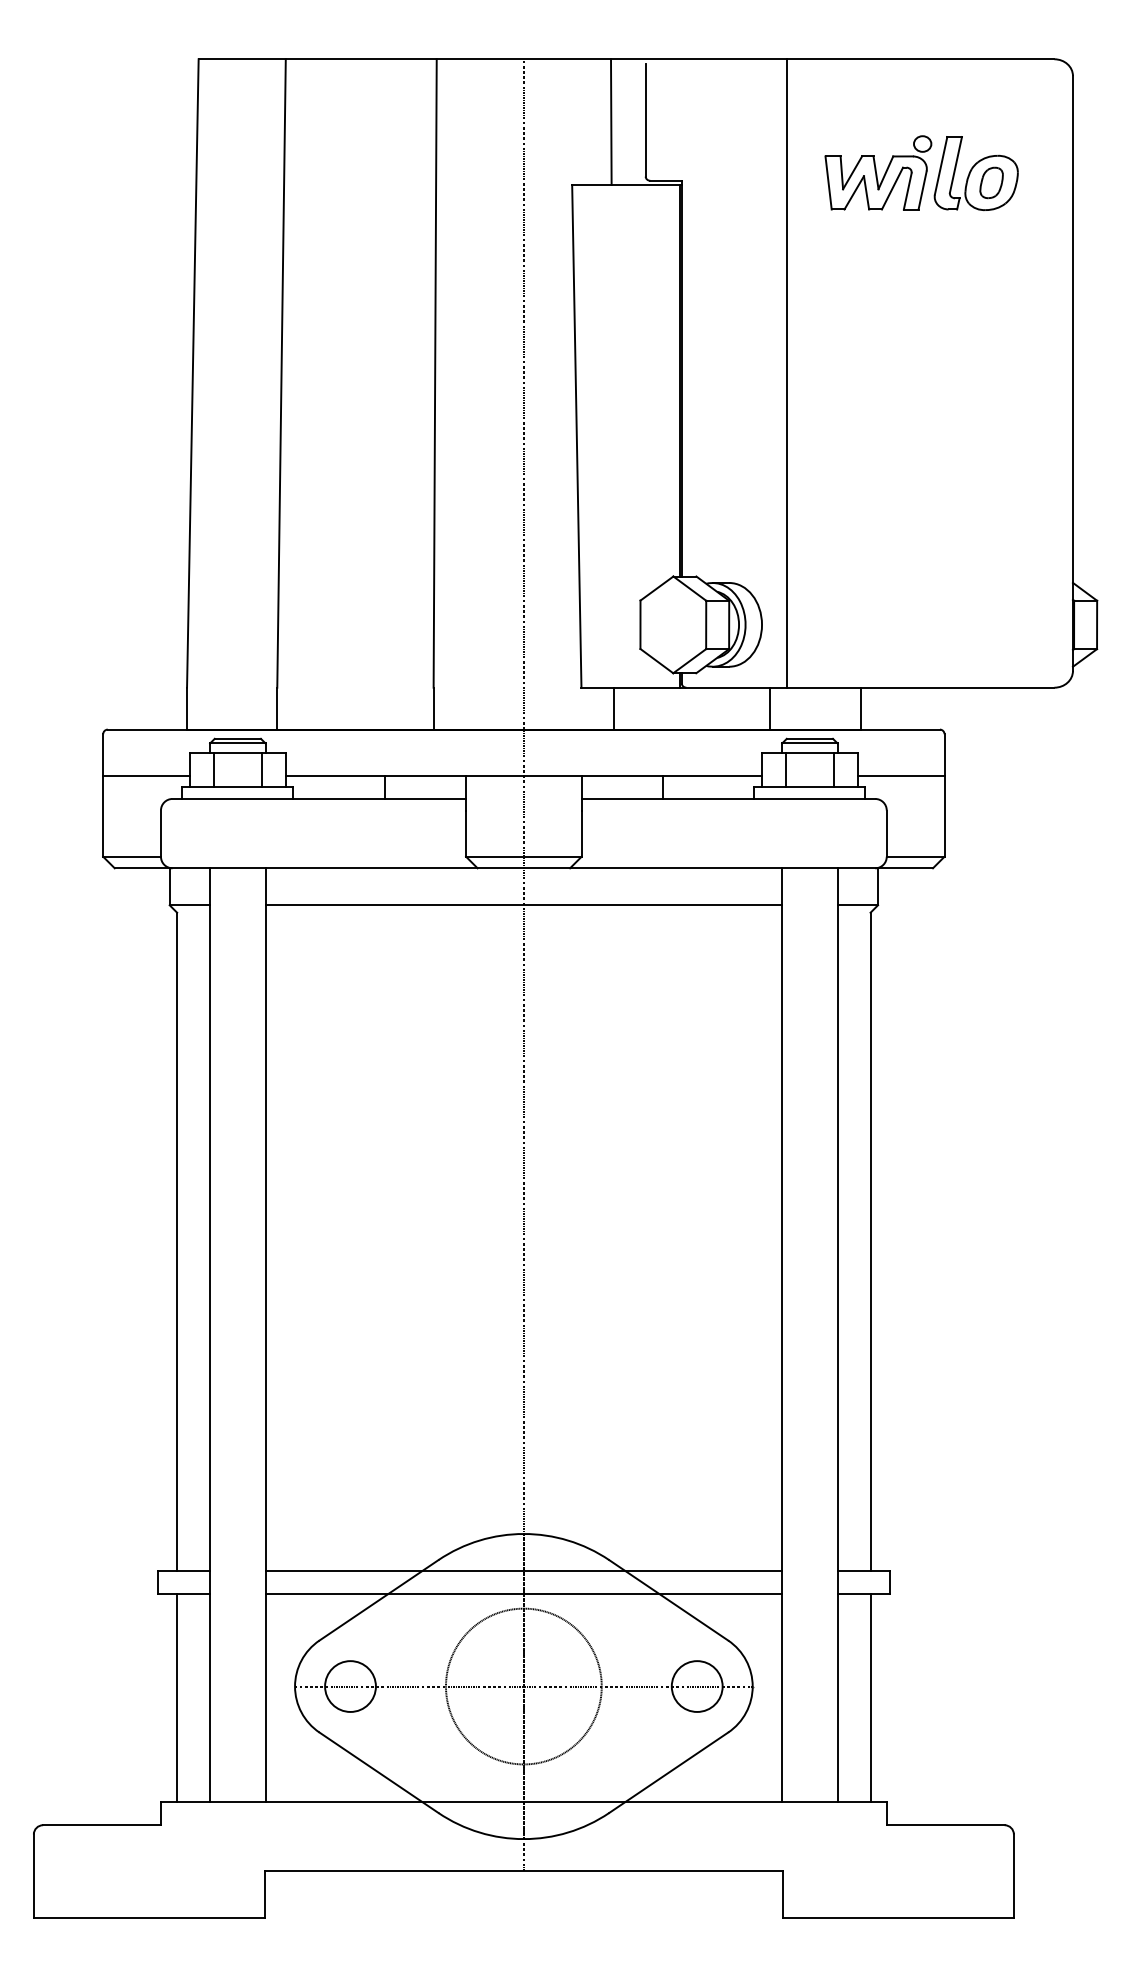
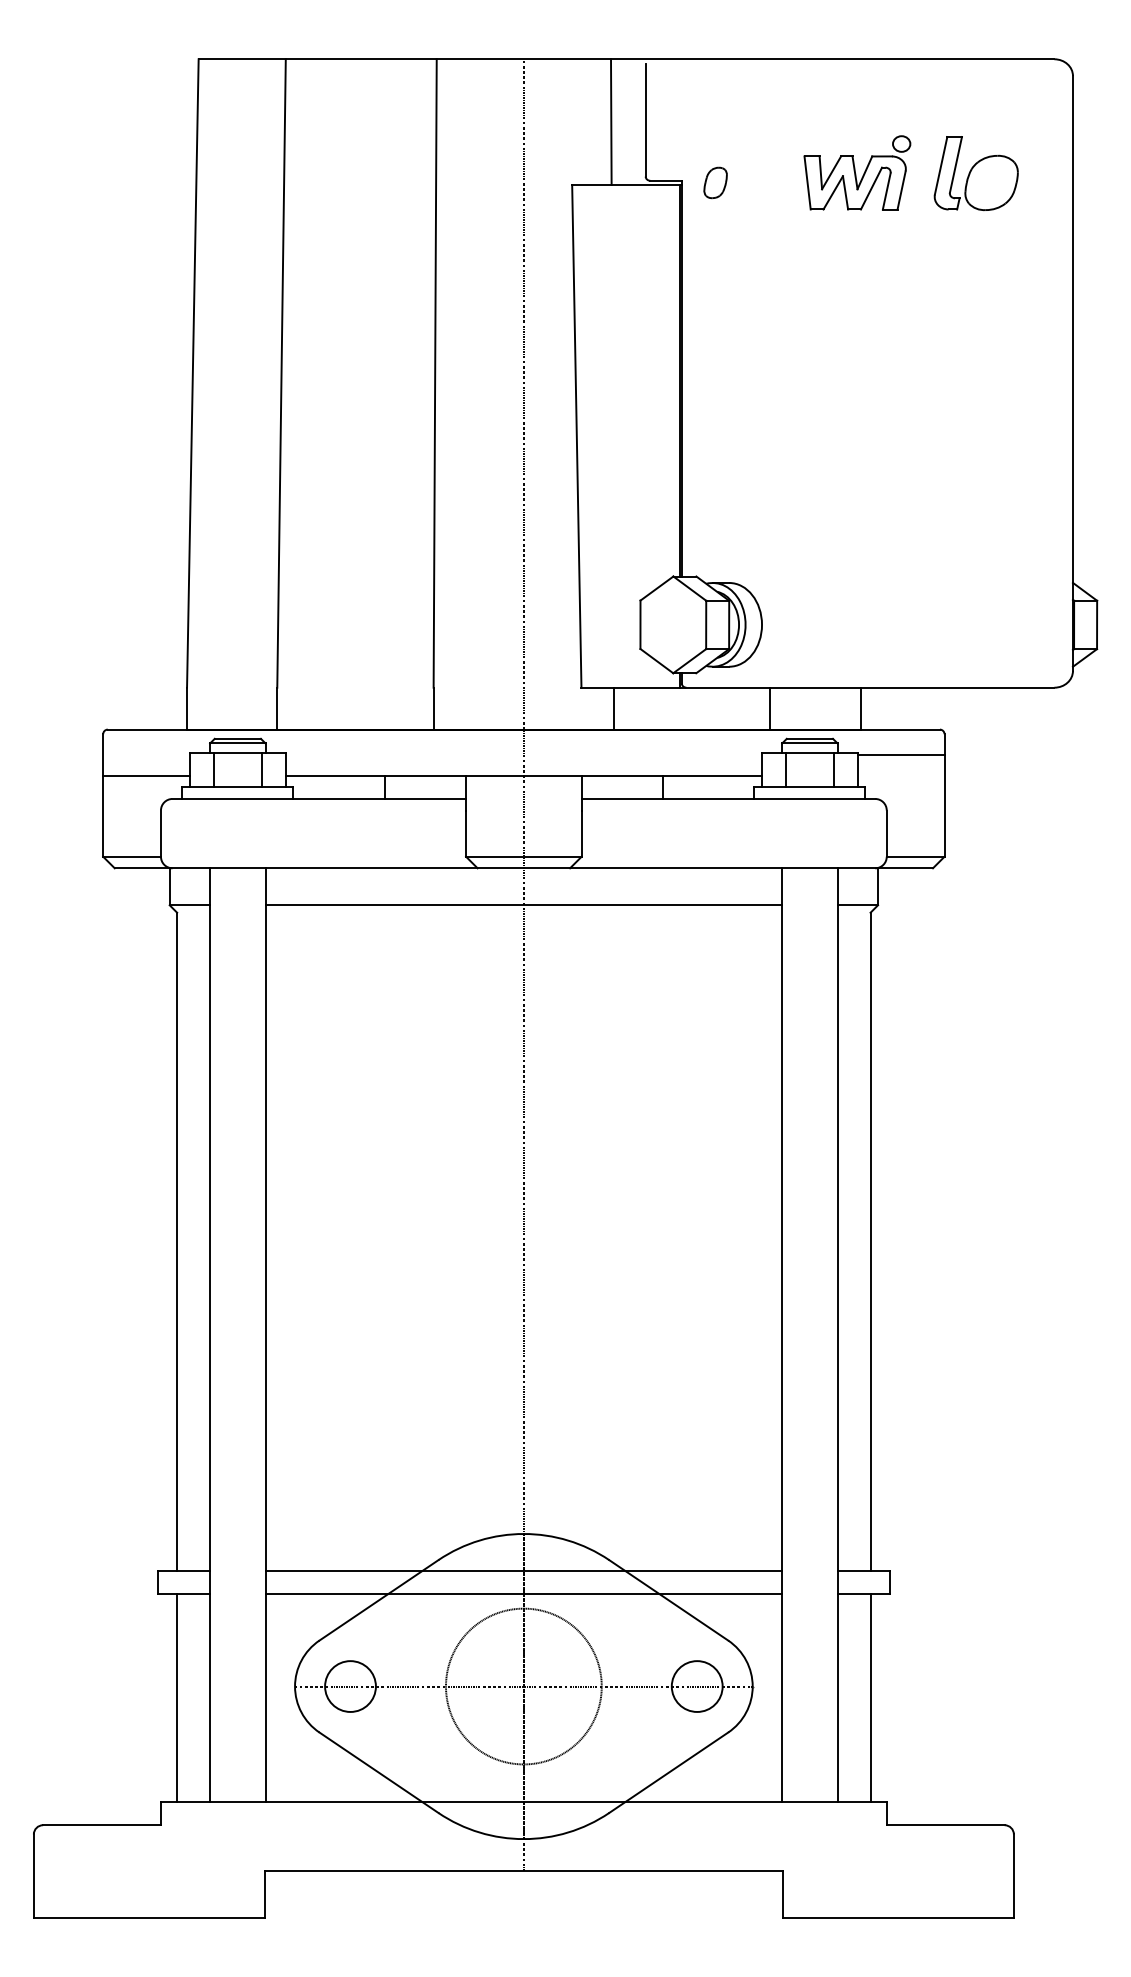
part position: (878, 172) -> (857, 172) (857, 172)
part position: (991, 182) -> (715, 182) (715, 182)
line: present -> none (786, 373)
line position: (900, 775) -> (900, 754) (900, 754)
